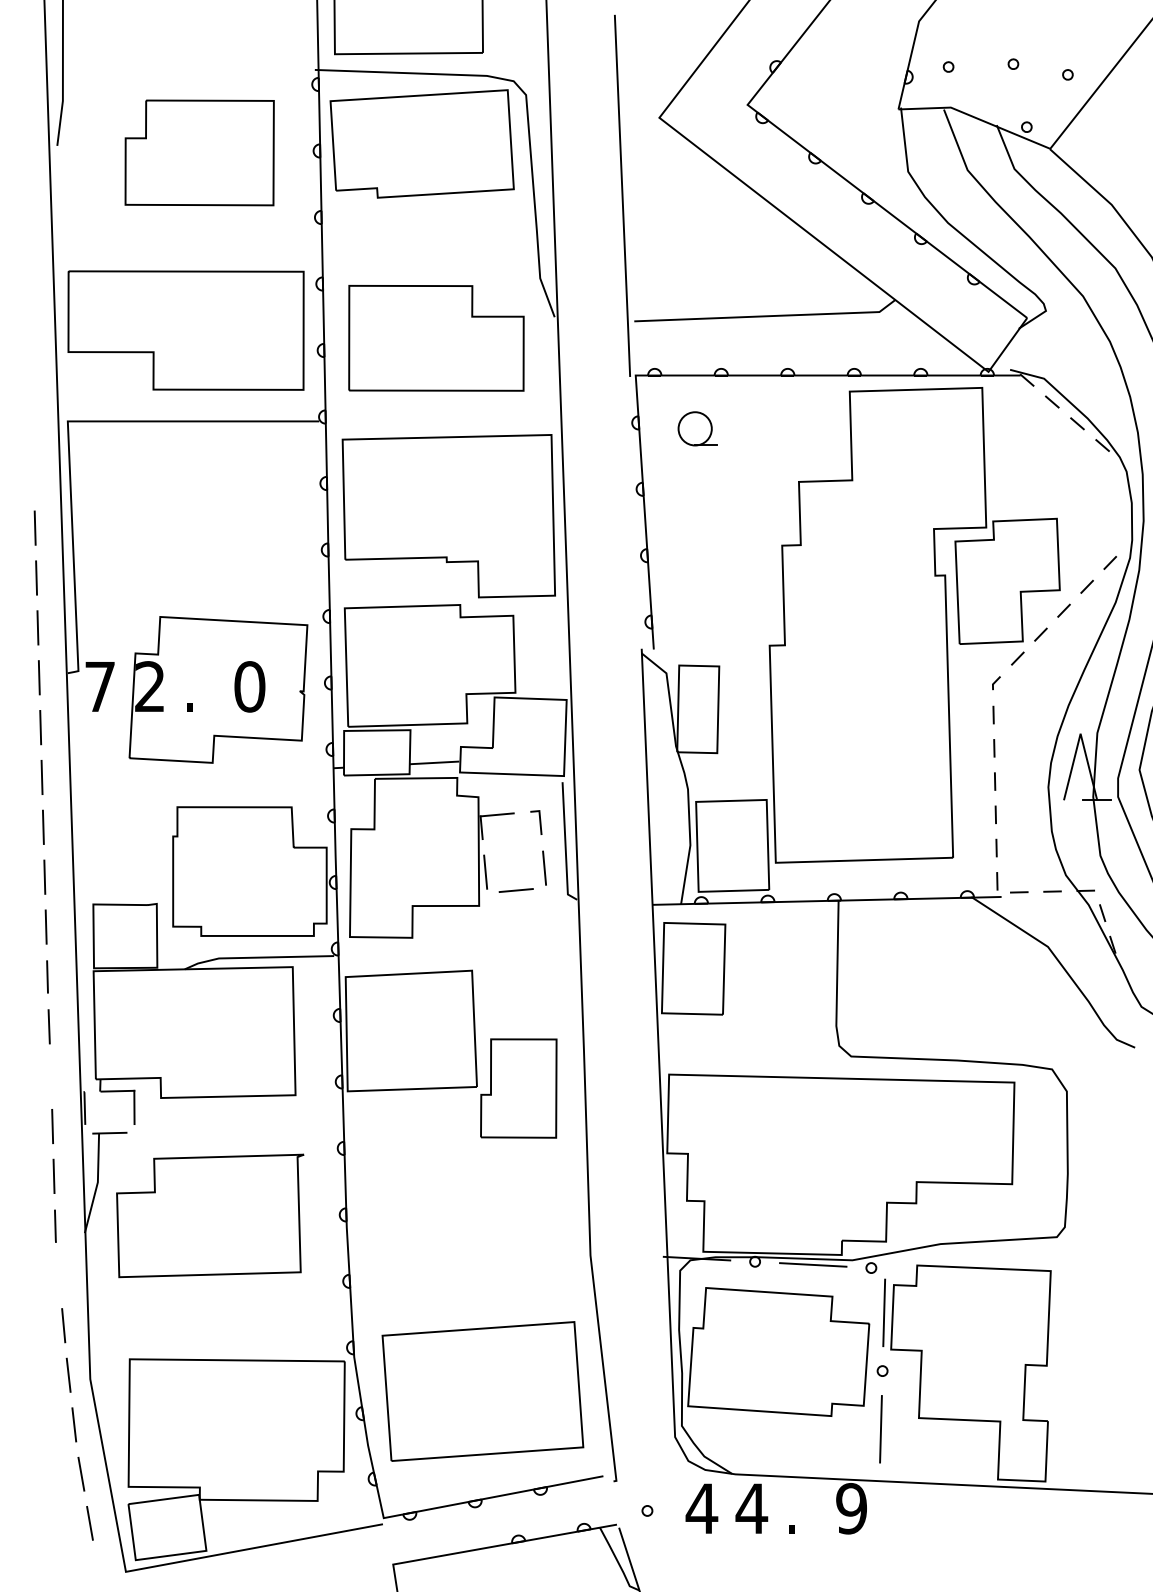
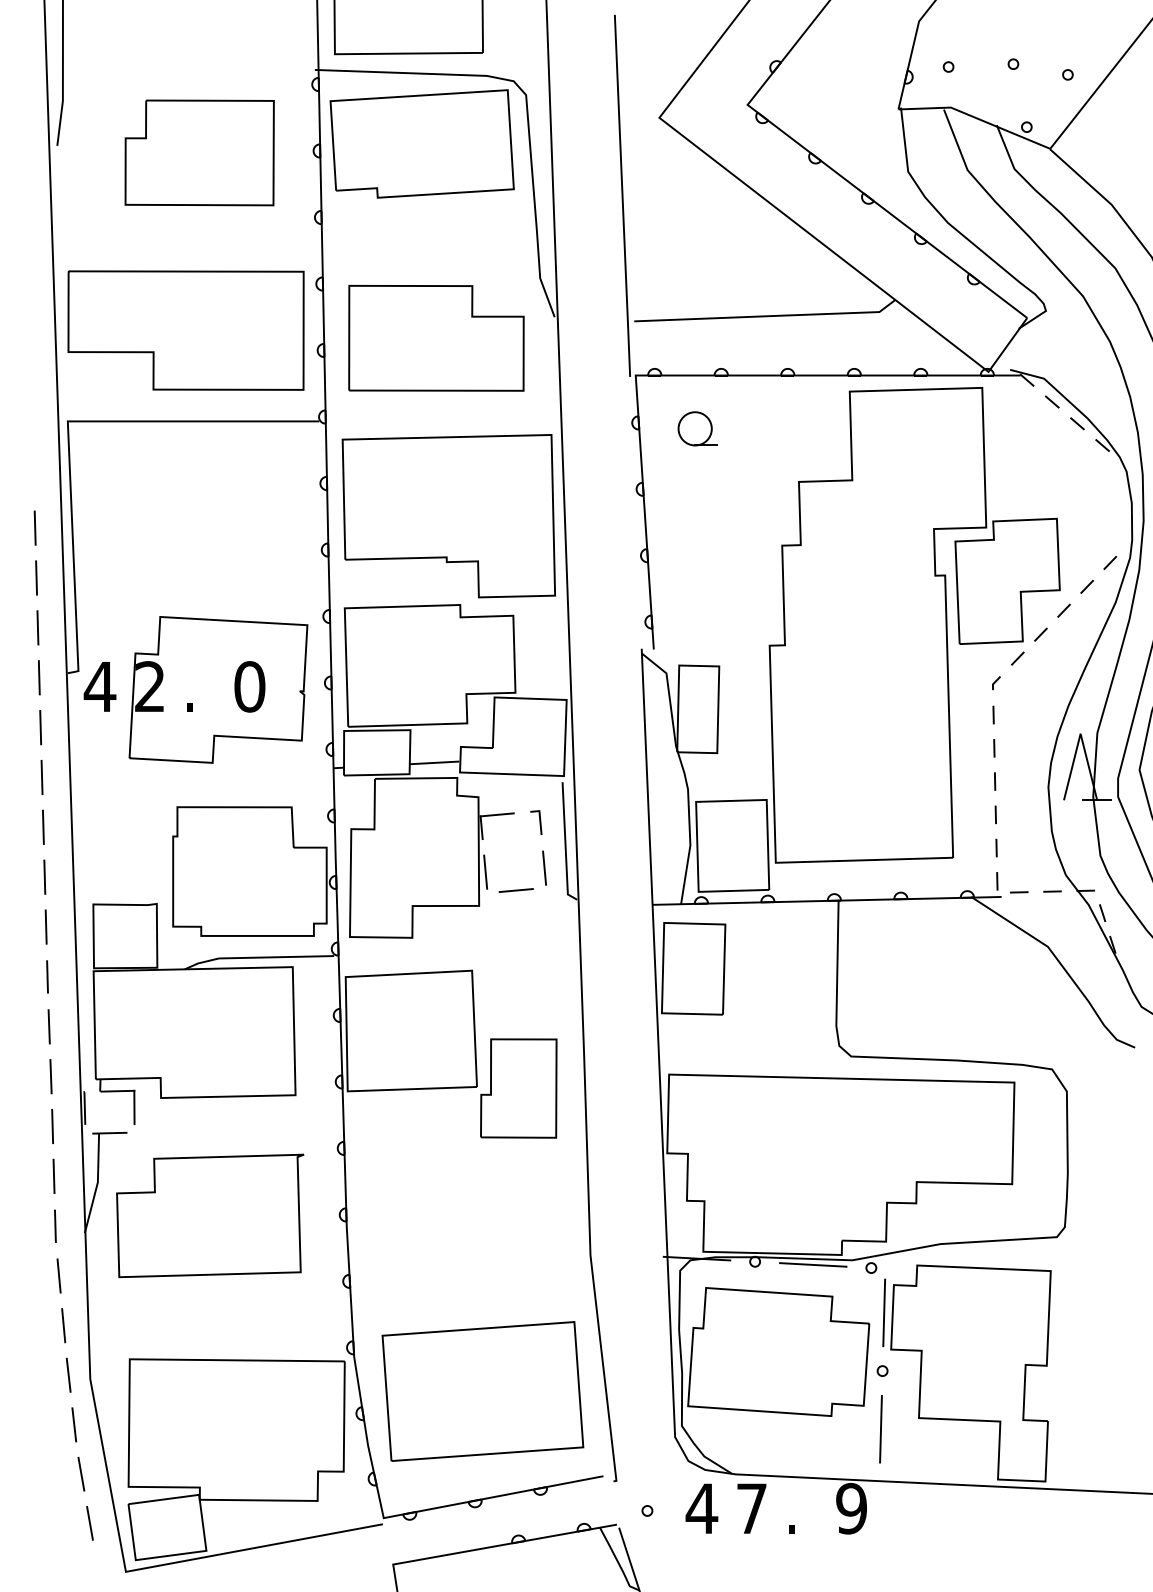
text: 7 -> 4 (99, 686)
line: none -> present (50, 1076)
line: none -> present (58, 1275)
text: 4 -> 7 (751, 1508)
